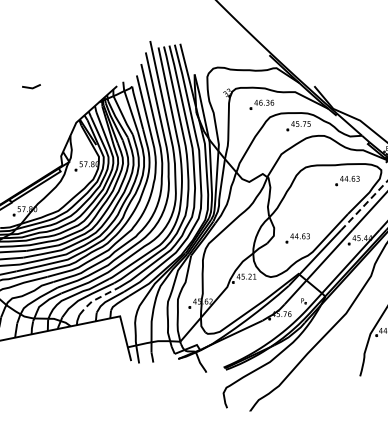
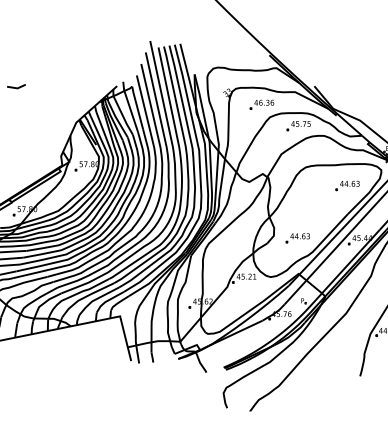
line position: (31, 87) -> (16, 87) (16, 87)
part position: (347, 180) -> (347, 185) (347, 185)
line: dashed -> solid (364, 205)
line: dashed -> solid (96, 299)
